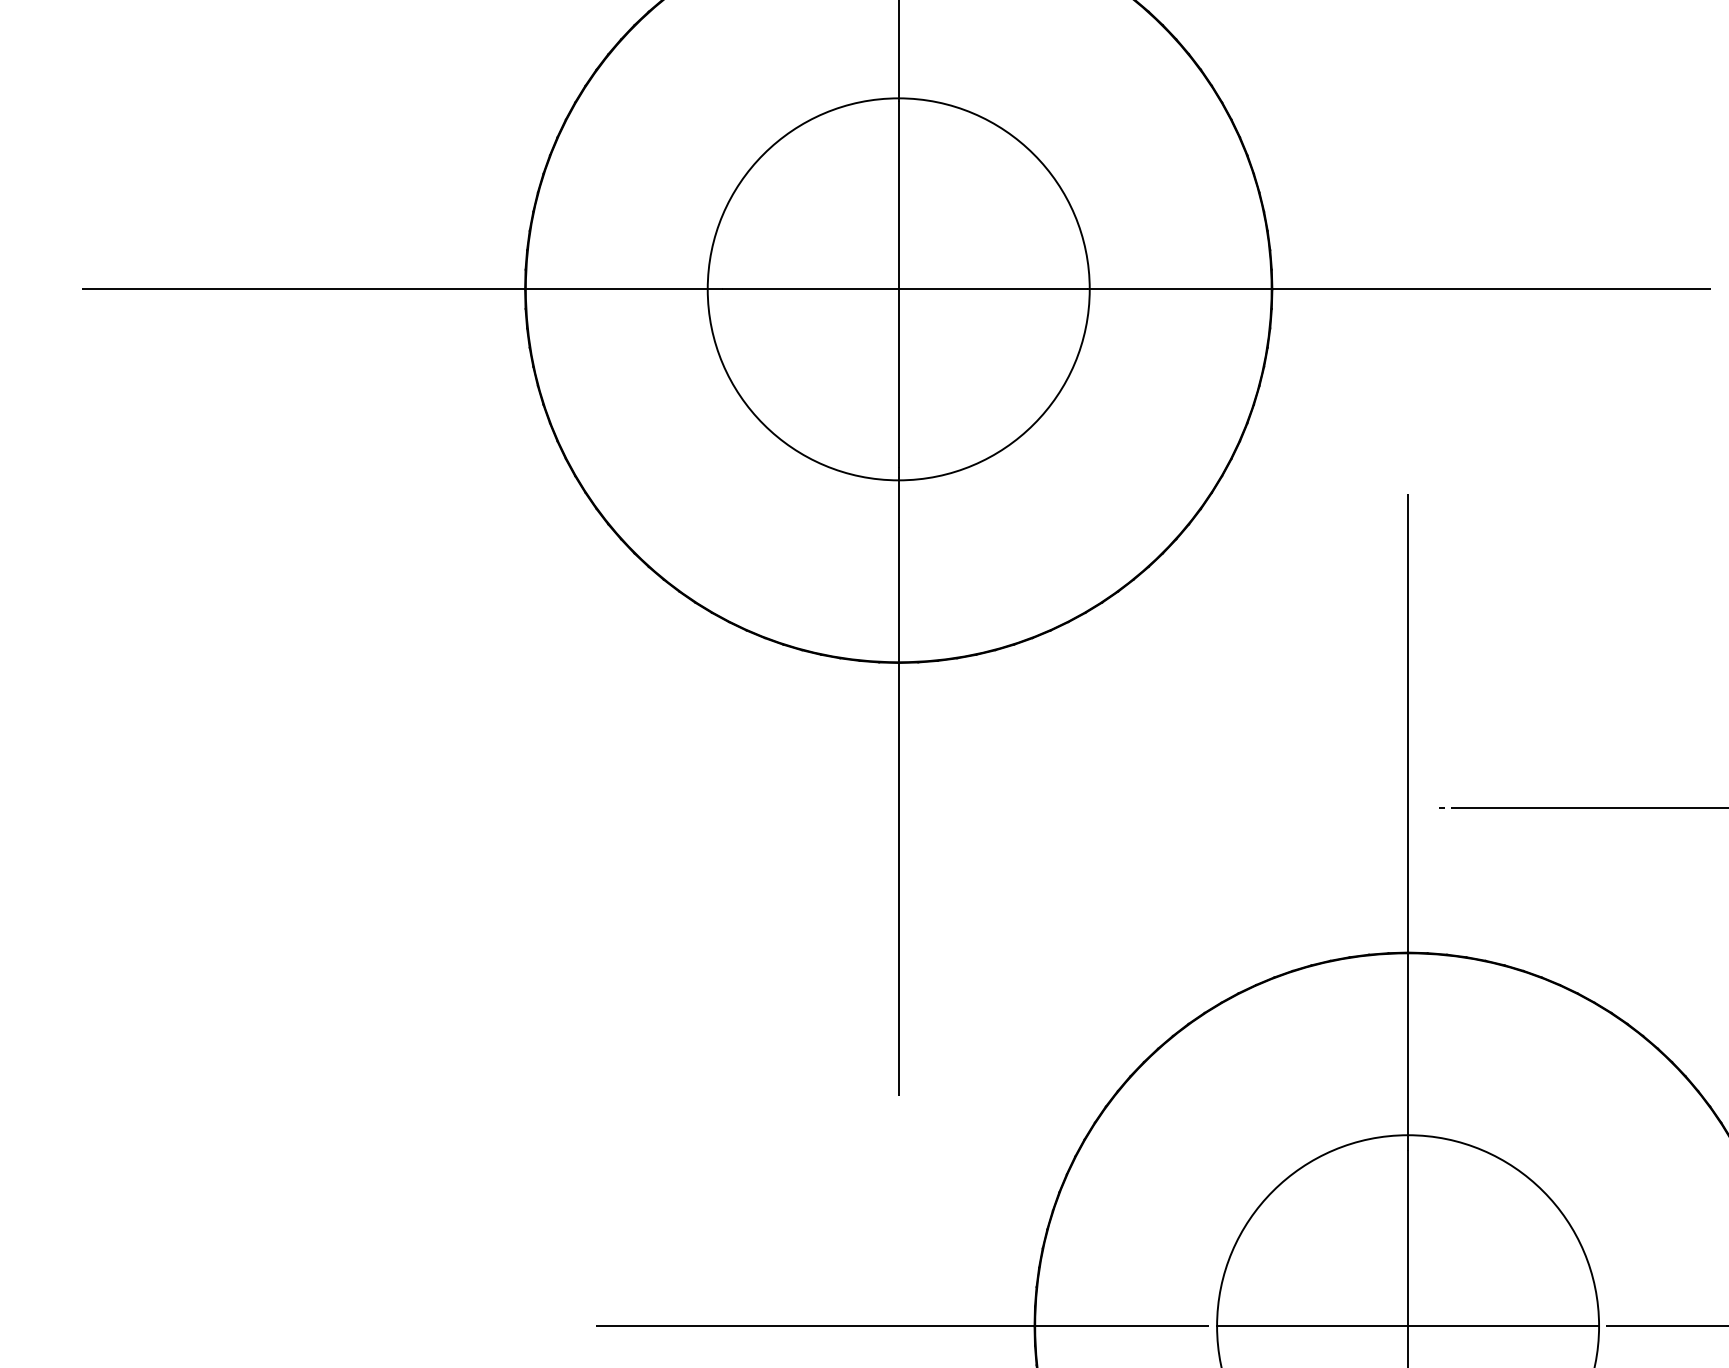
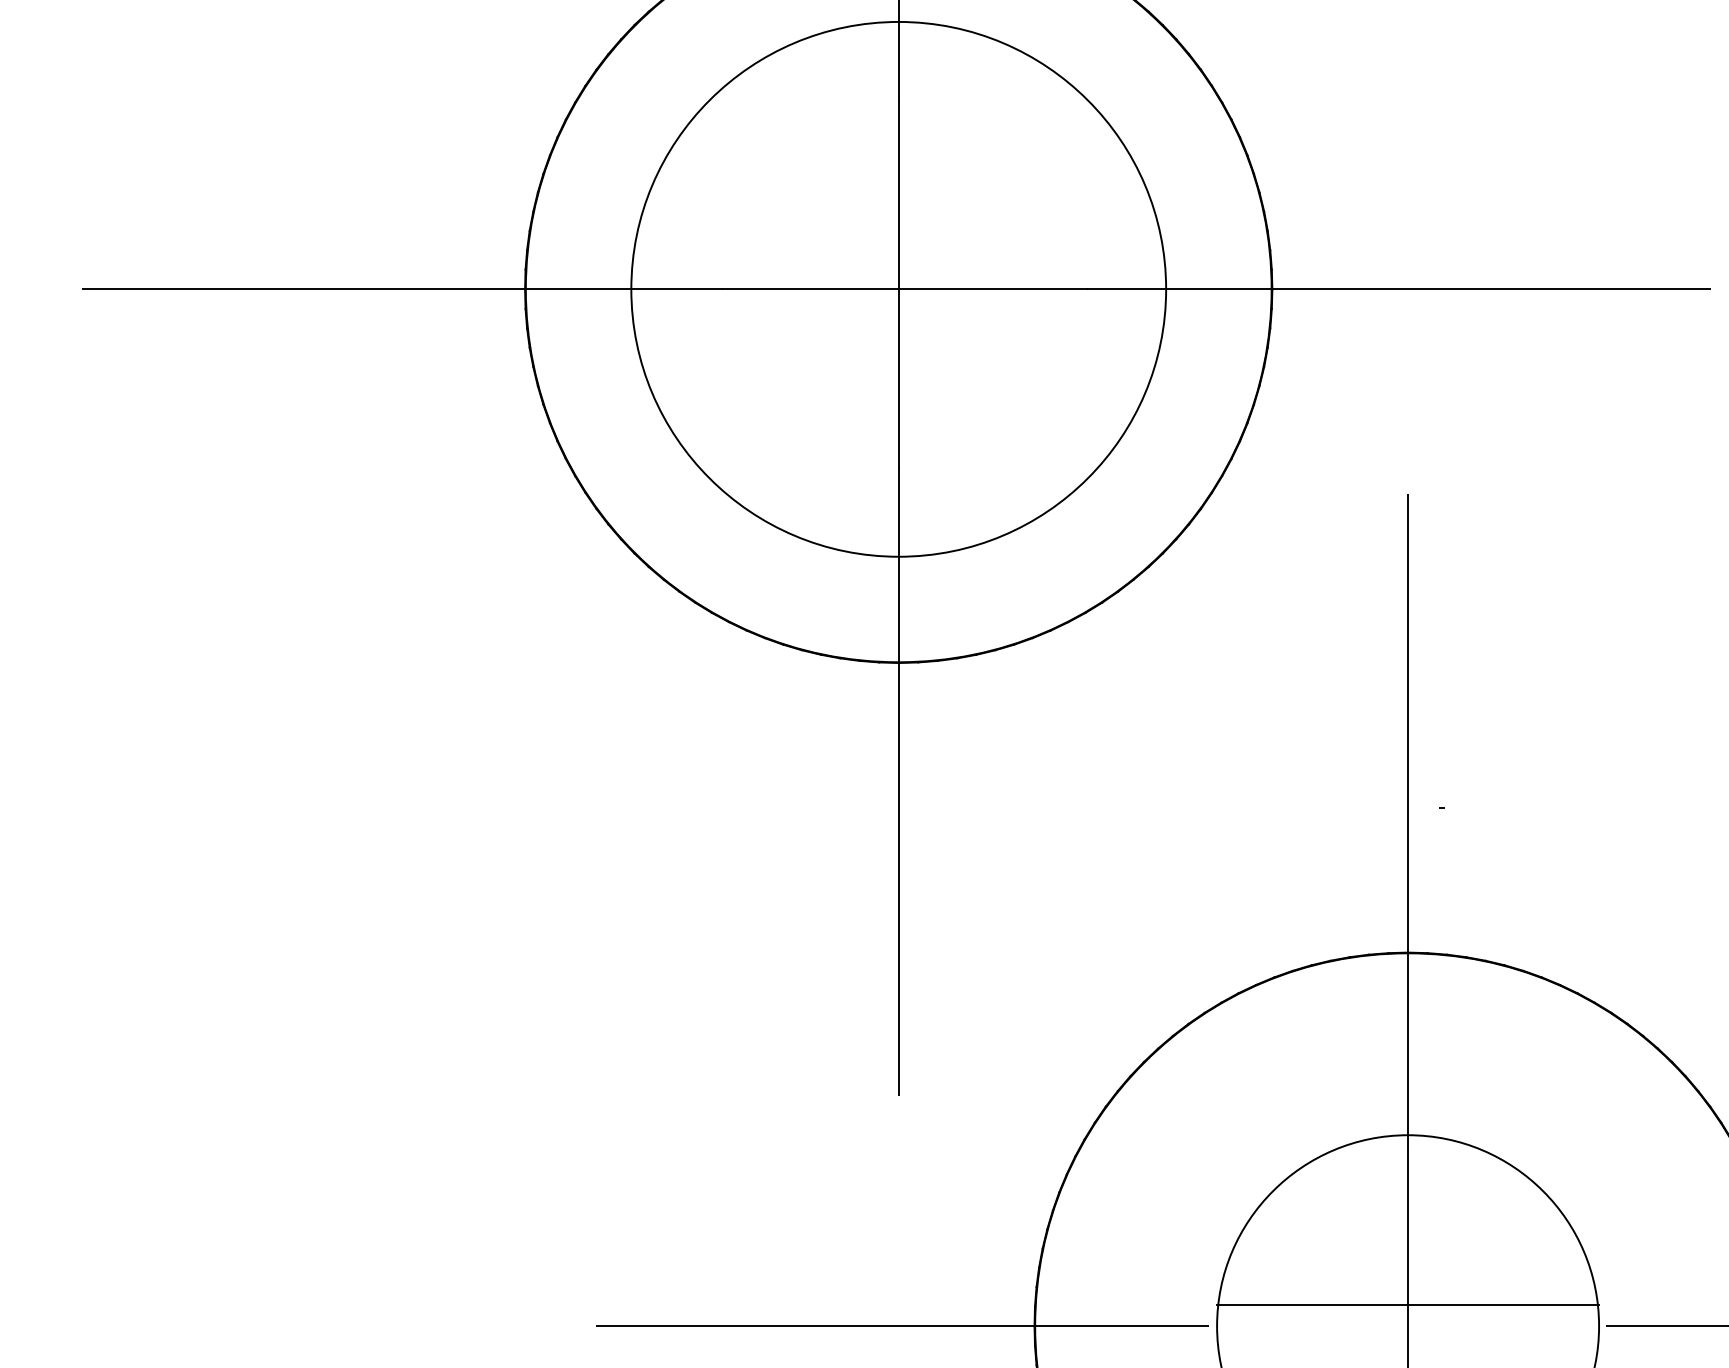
circle diameter: 382 px -> 535 px (898, 288)
line: present -> none (1588, 807)
line position: (1407, 1326) -> (1407, 1305) (1407, 1305)
